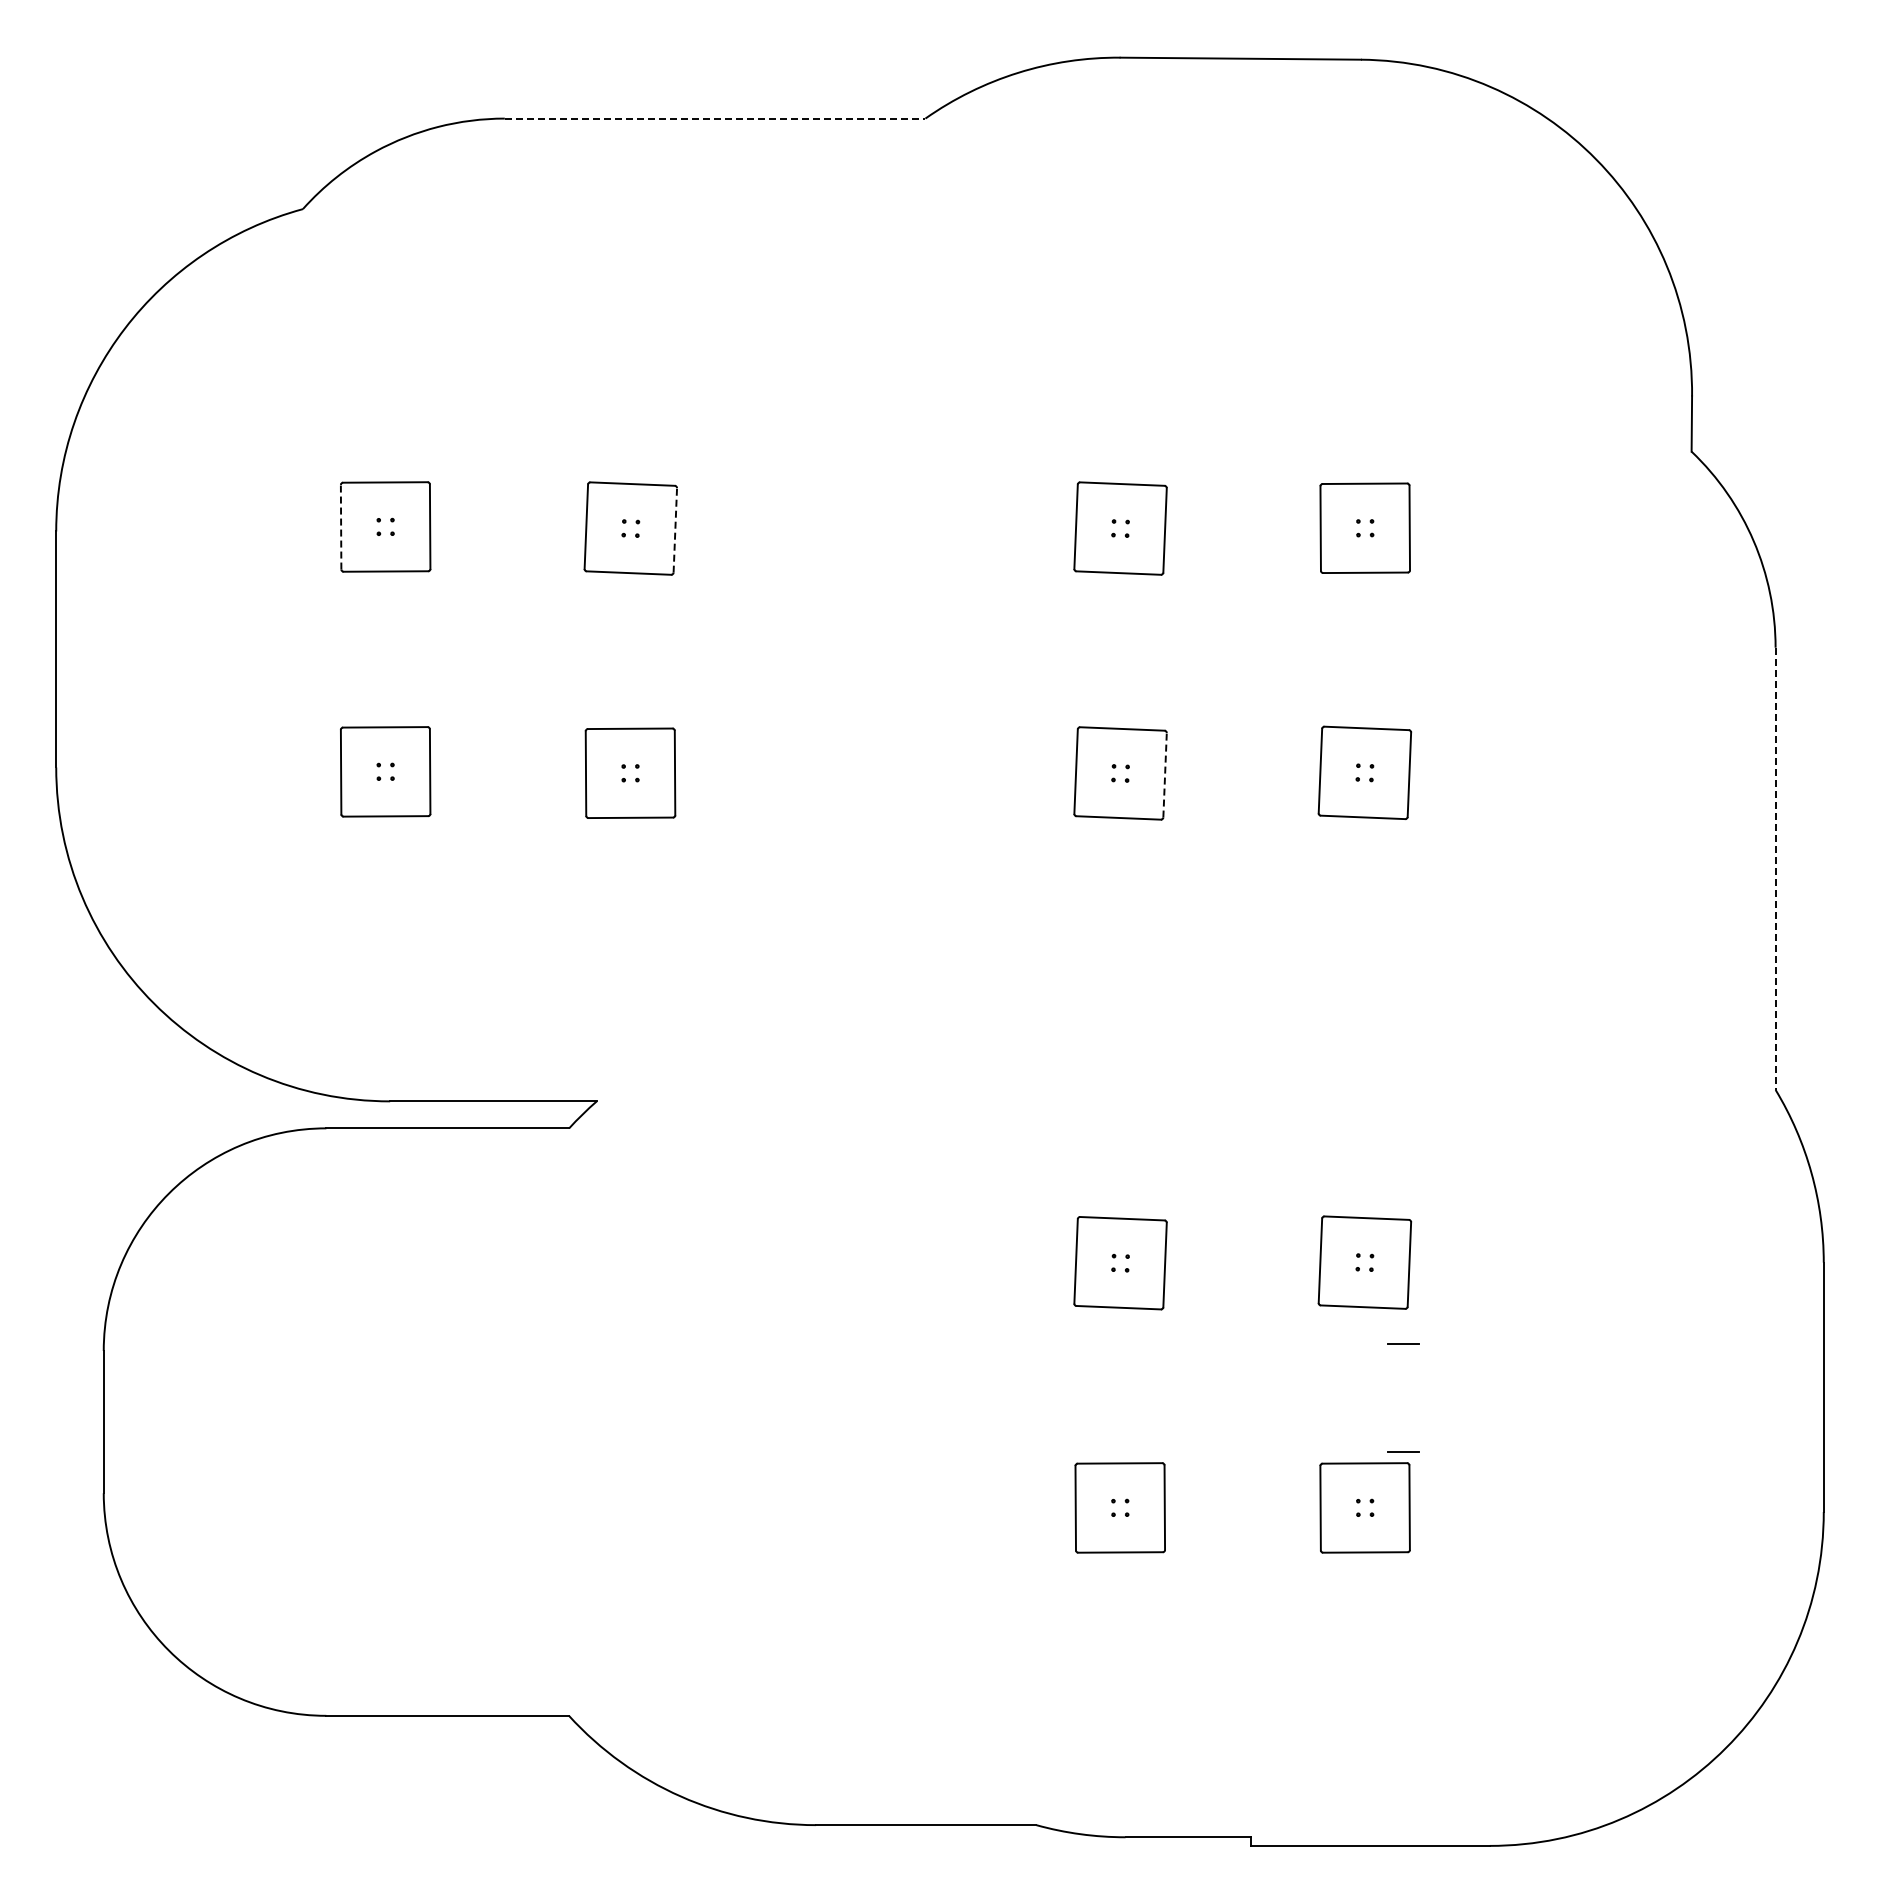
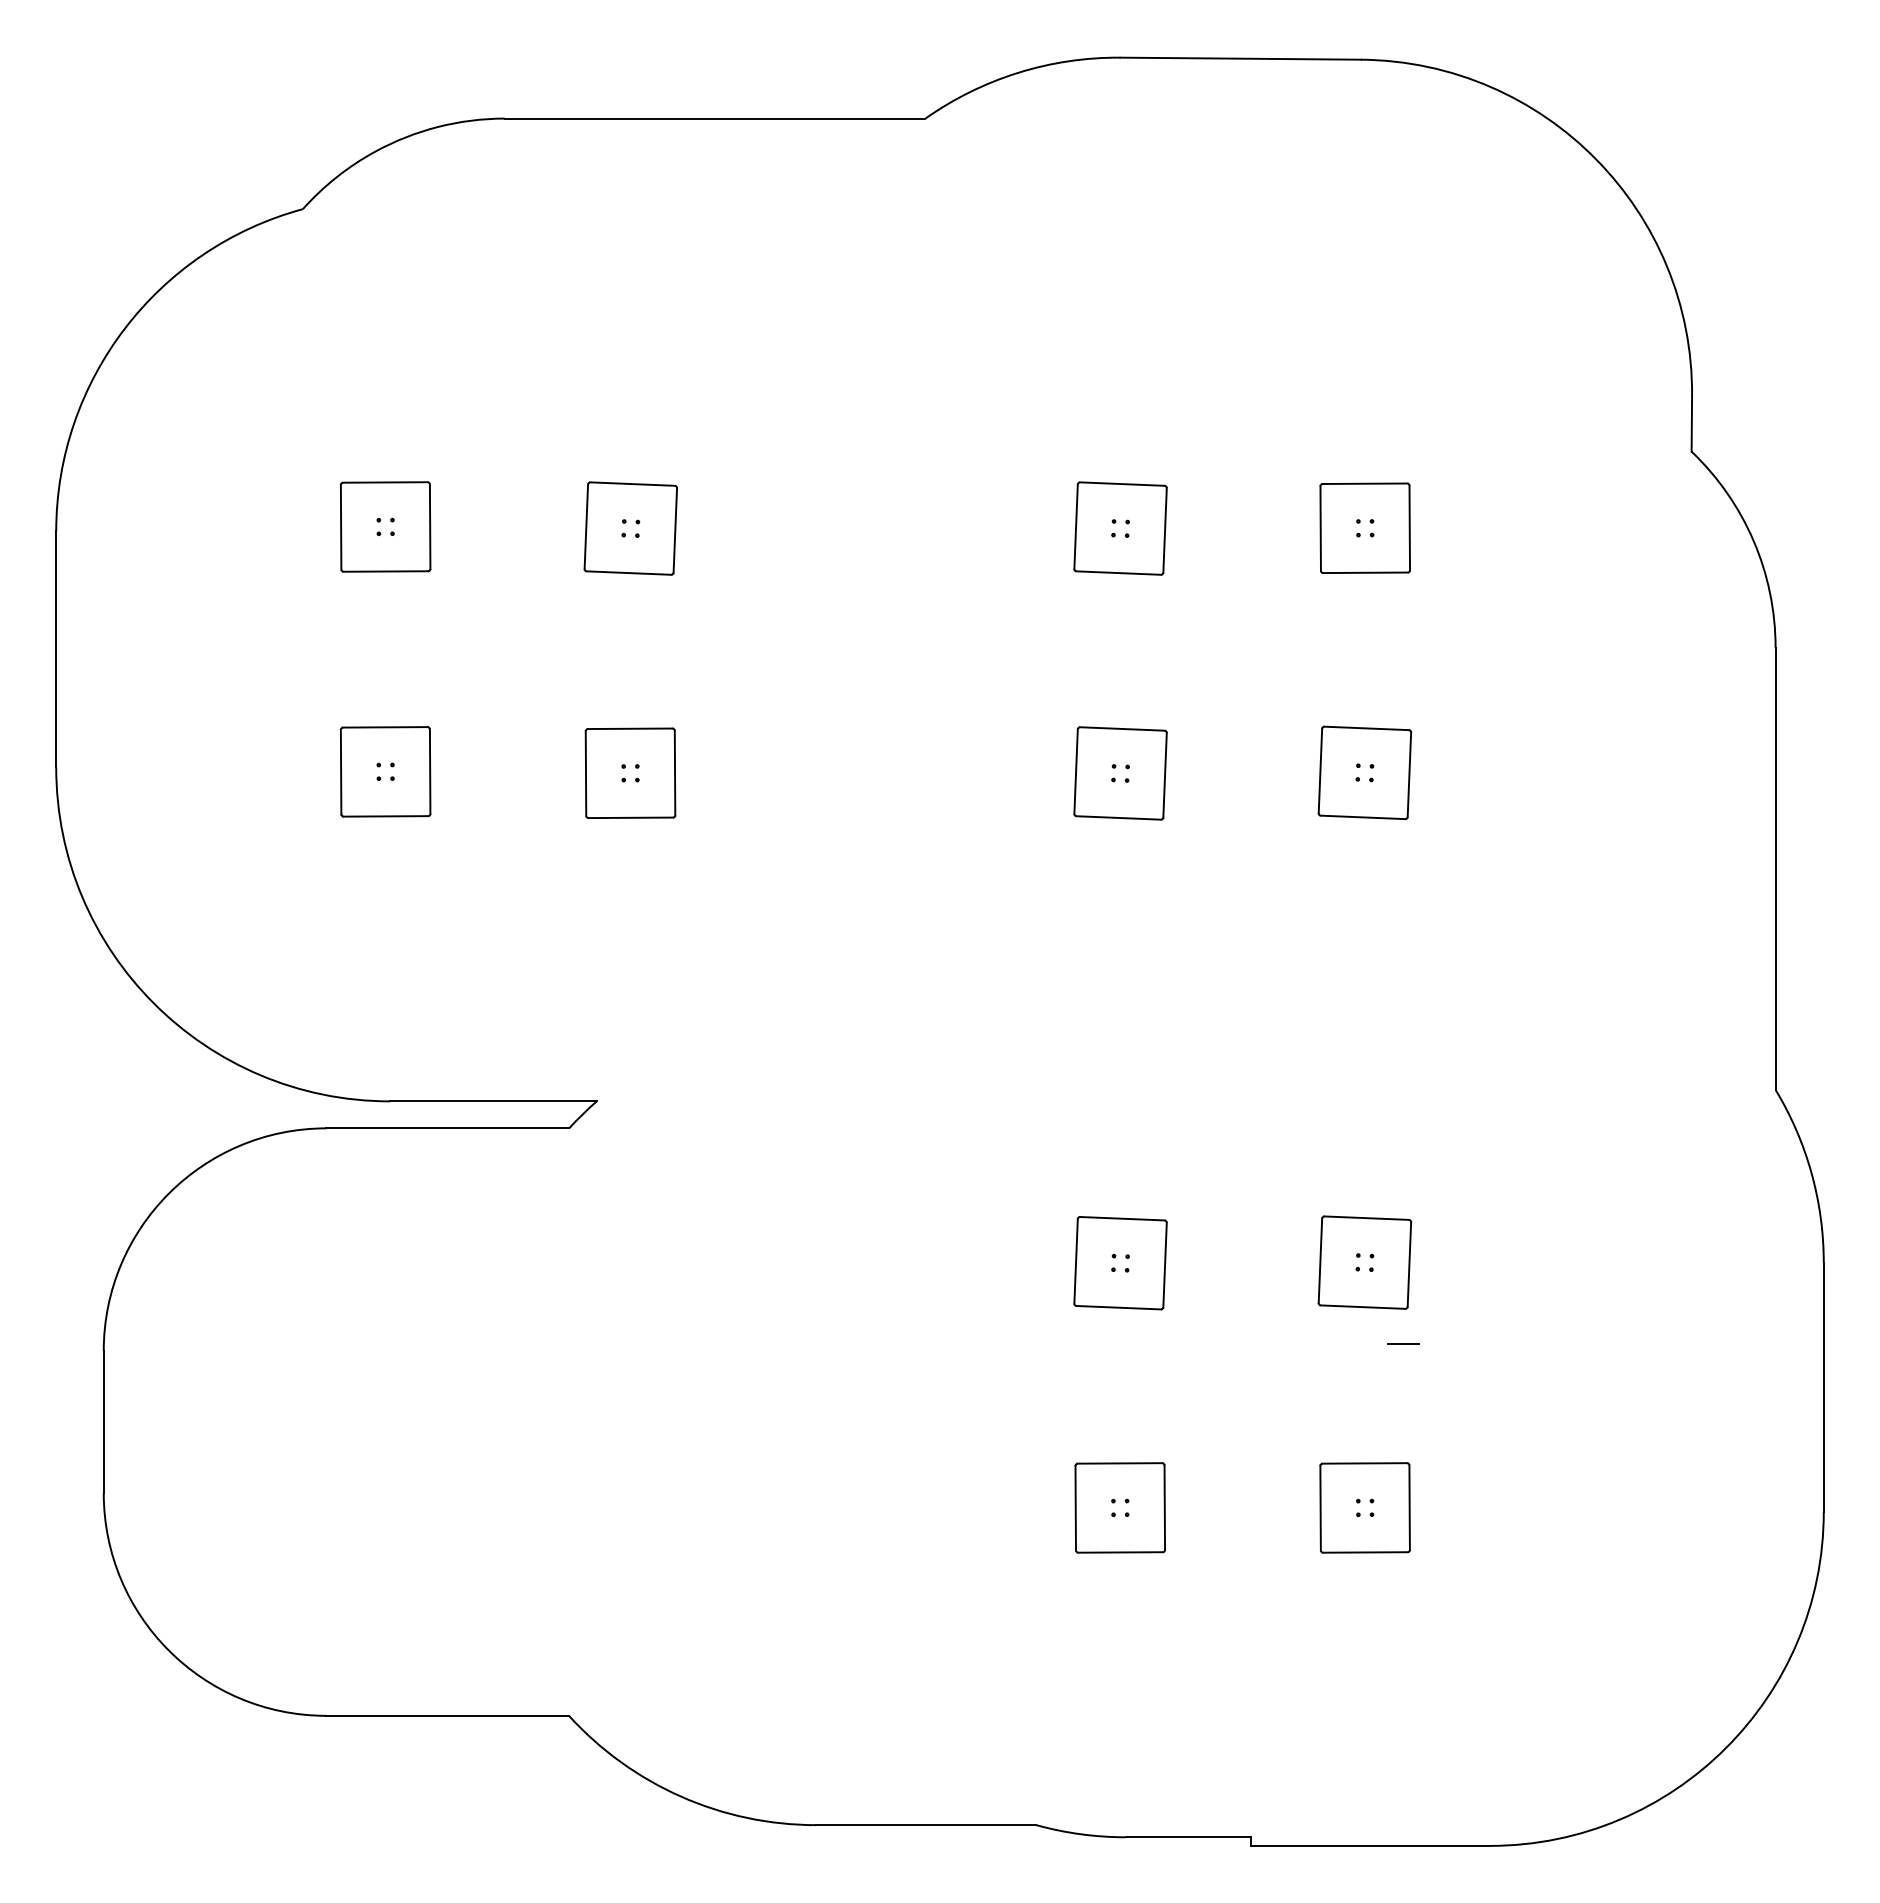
line: dashed -> solid (715, 118)
line: dashed -> solid (341, 526)
line: dashed -> solid (675, 529)
line: dashed -> solid (1165, 774)
line: dashed -> solid (1775, 869)
line: present -> none (1403, 1451)
